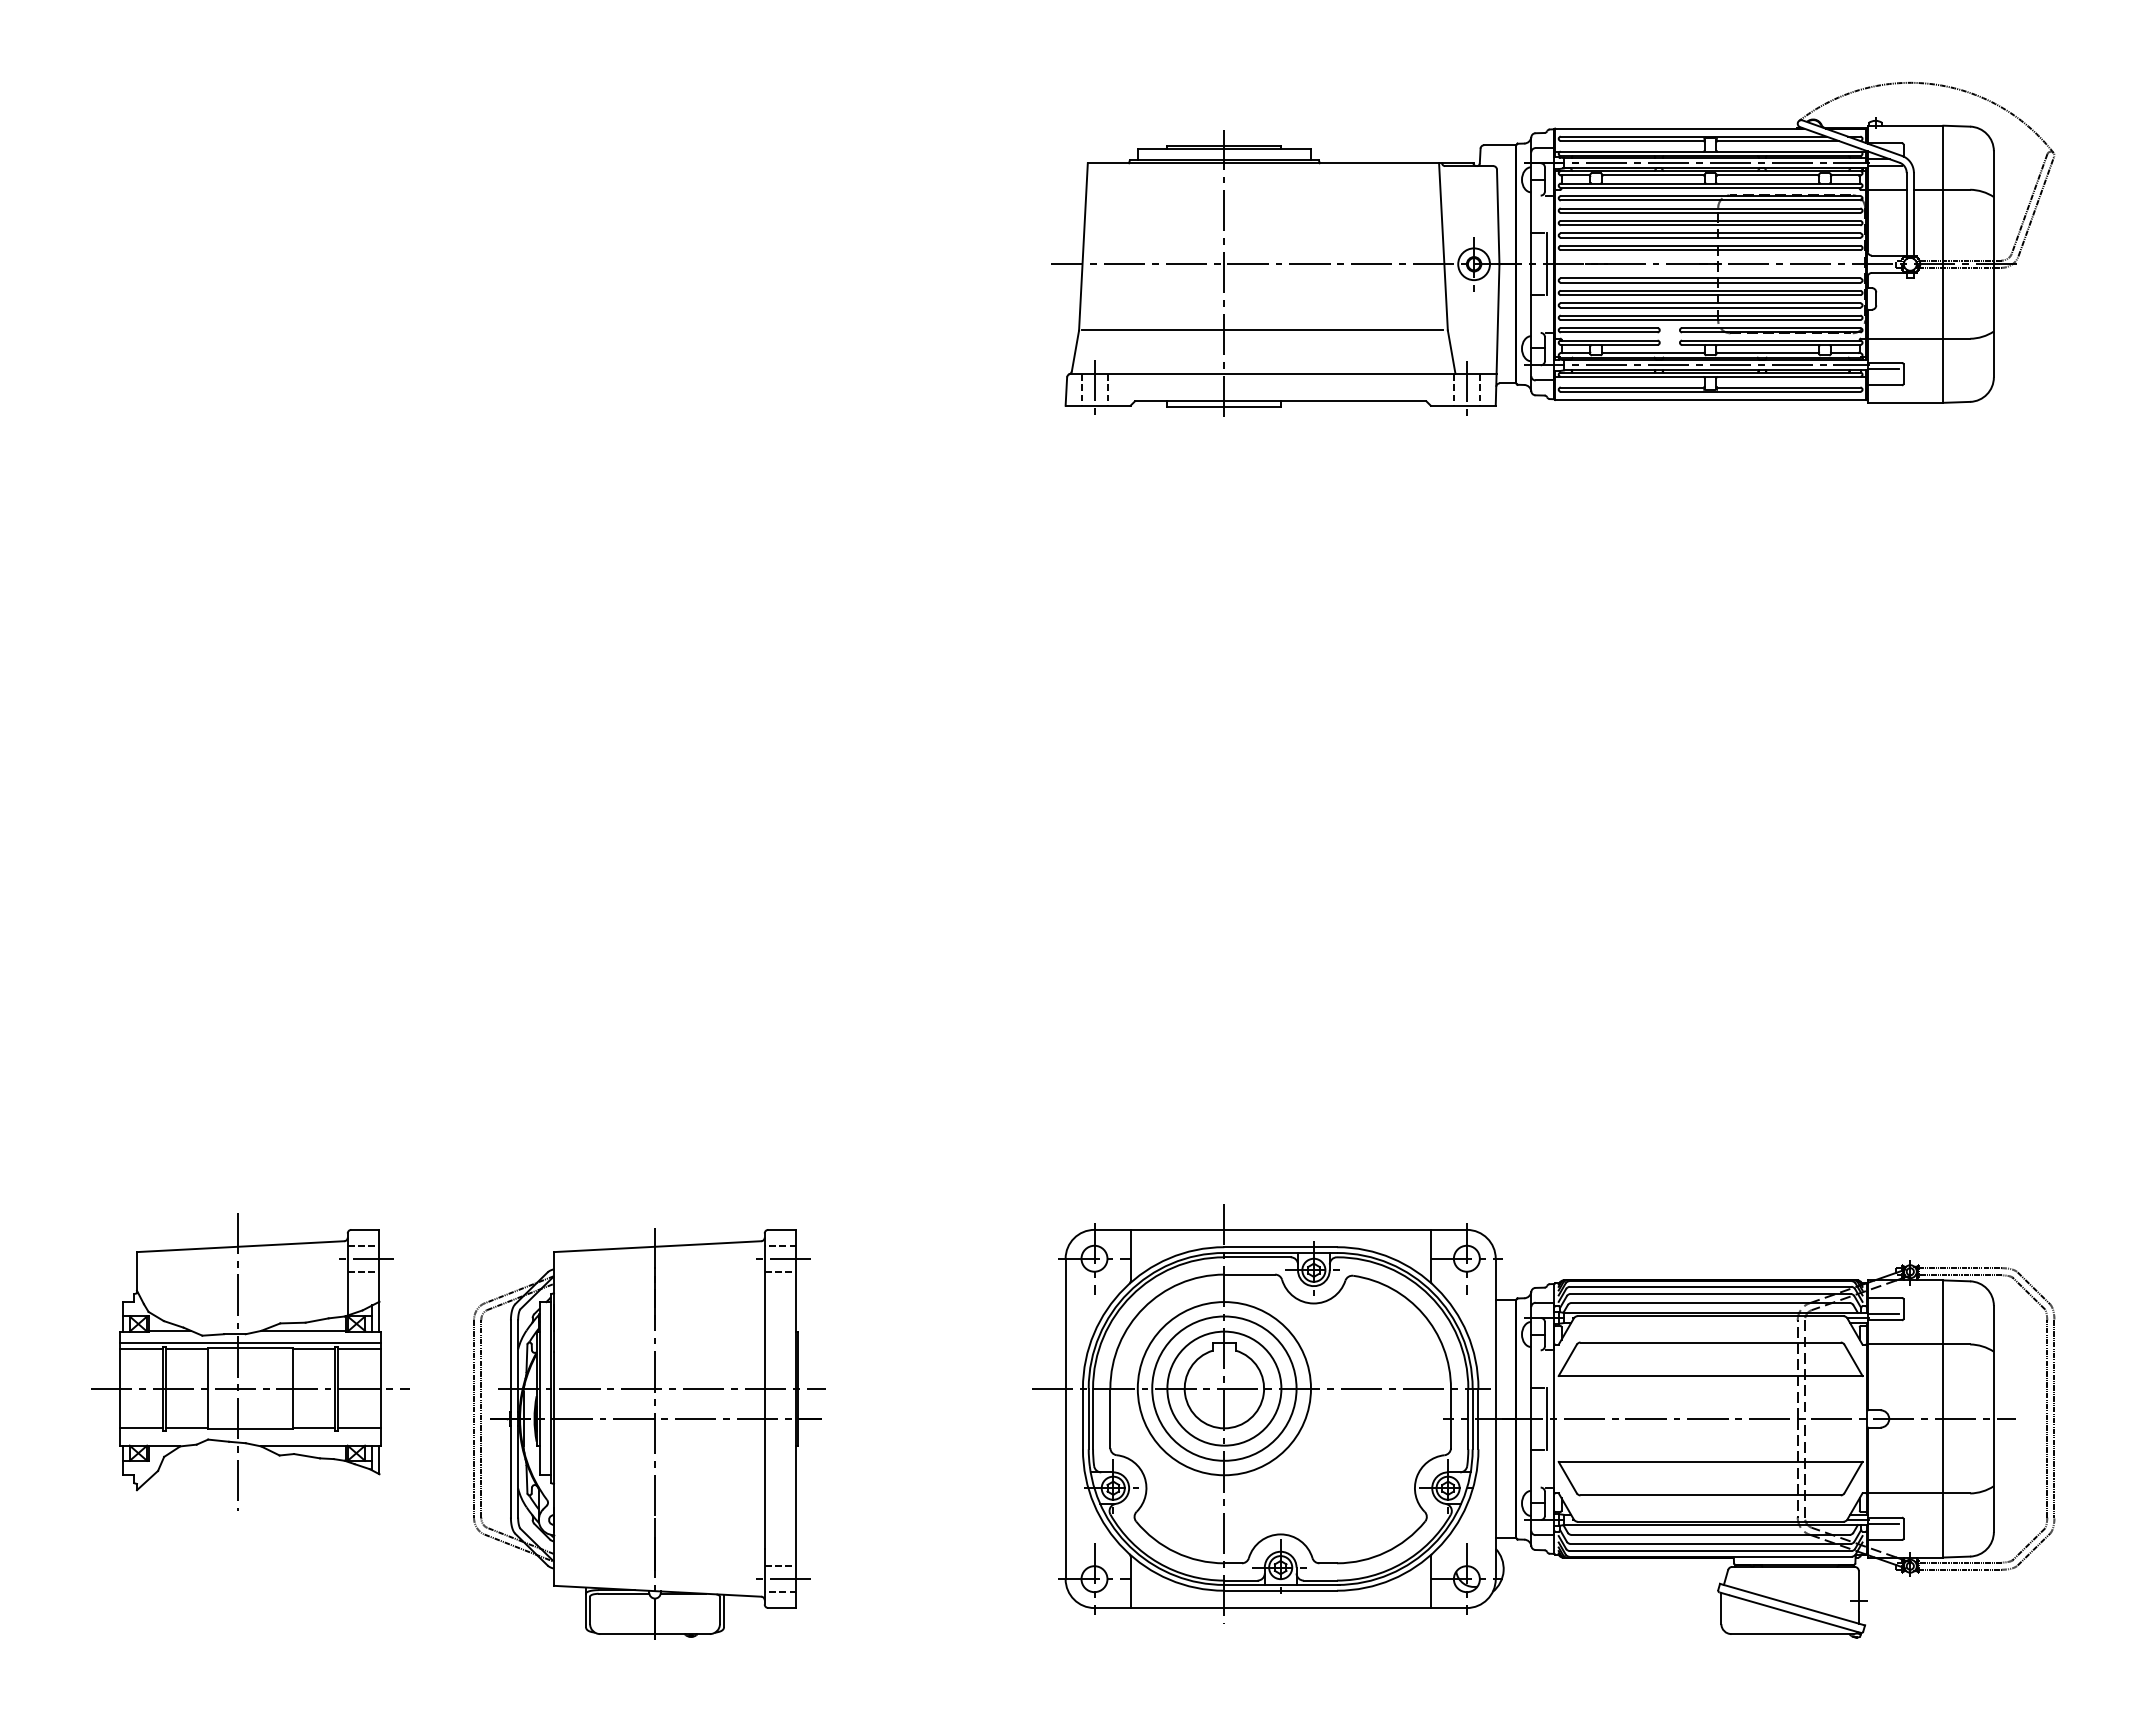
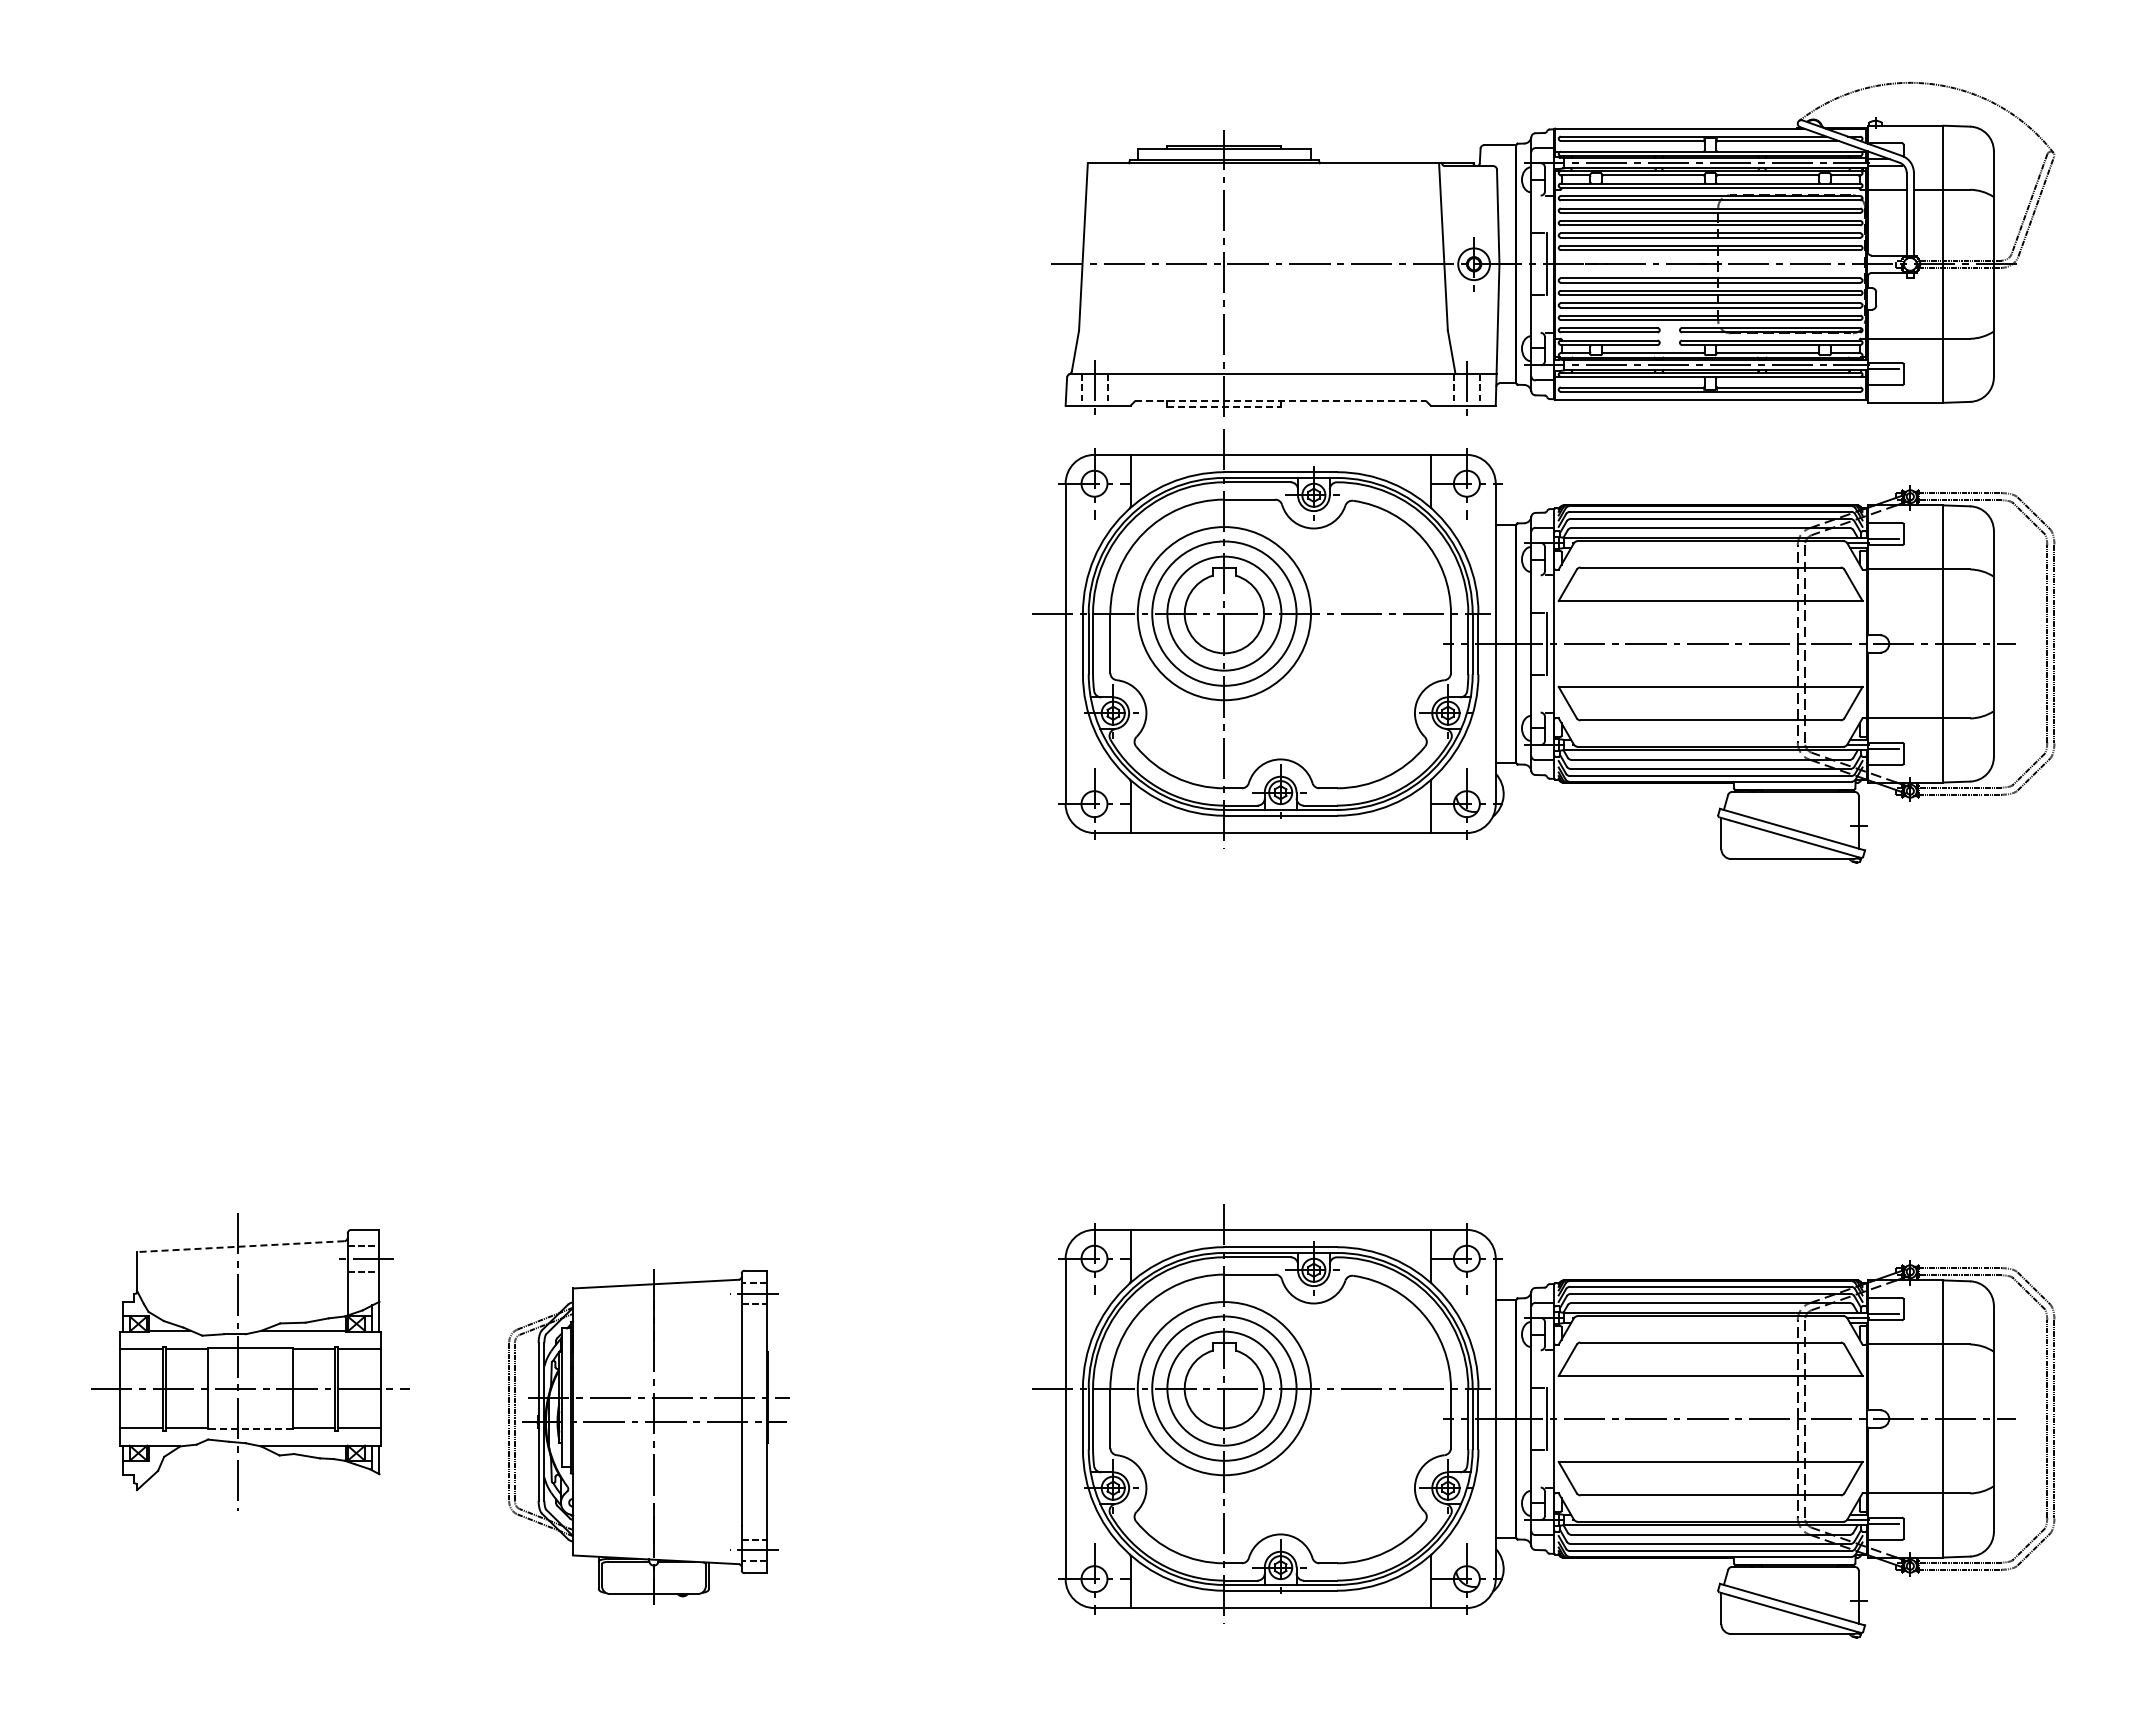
line: present -> none (1262, 330)
line: solid -> dashed (1280, 401)
line: solid -> dashed (1224, 407)
part: none -> present (1543, 646)
line: solid -> dashed (240, 1246)
line: present -> none (249, 1342)
line: solid -> dashed (250, 1429)
part size: 353x412 px -> 282x336 px (648, 1436)
